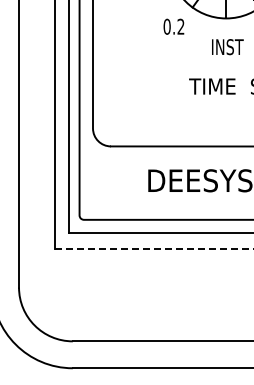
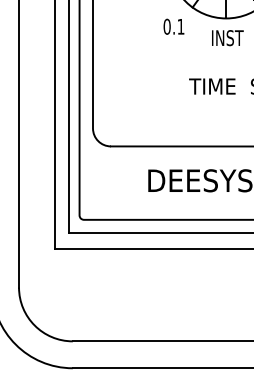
text: 0.2 -> 0.1 (180, 26)
text position: (227, 47) -> (227, 38) (227, 38)
line: dashed -> solid (155, 248)
